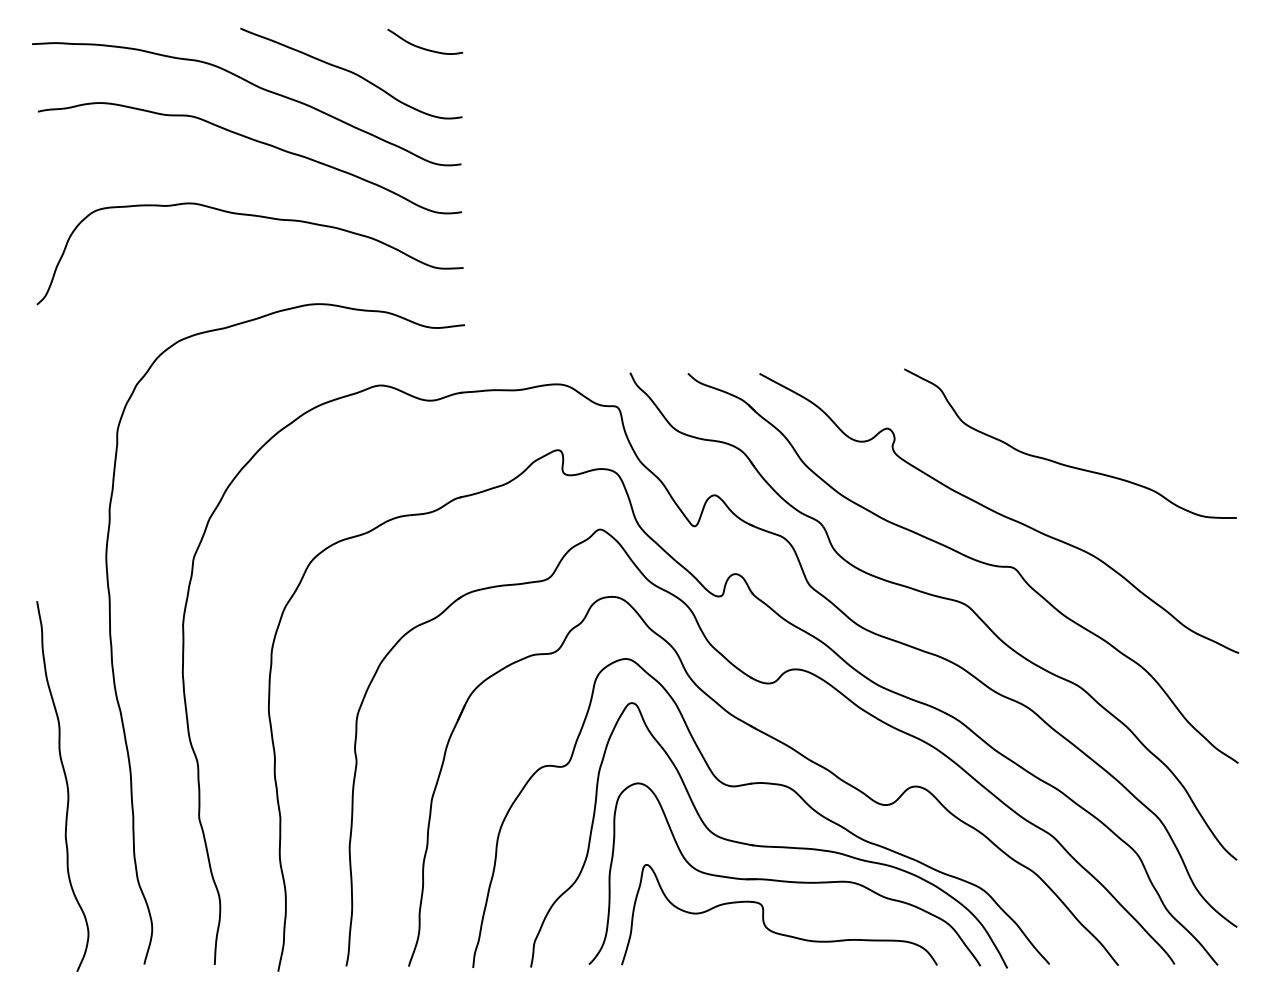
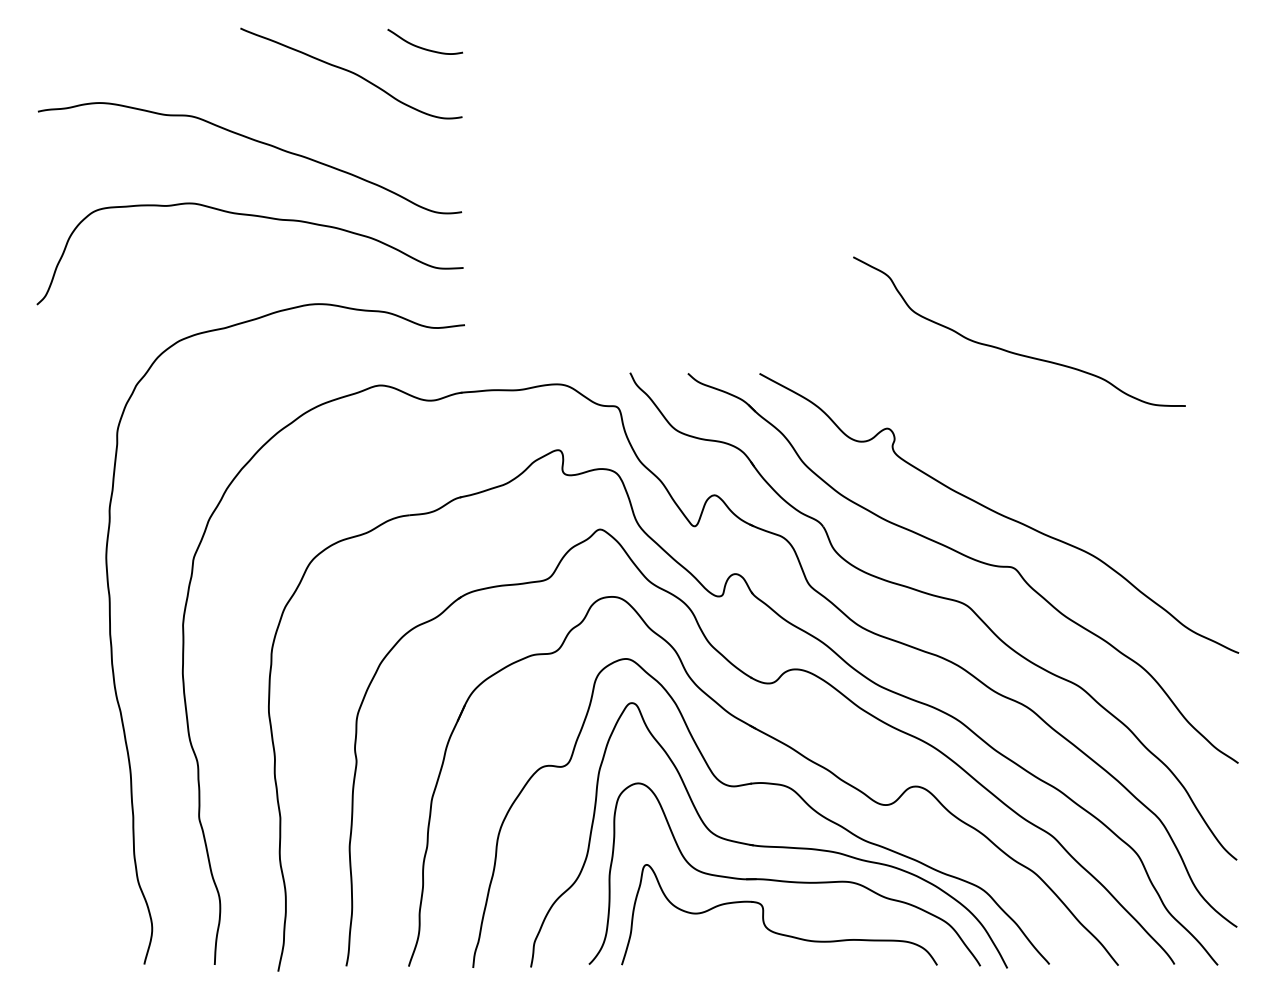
curve: present -> none (254, 86)
curve position: (1063, 463) -> (1012, 351) (1012, 351)
curve: present -> none (66, 786)
